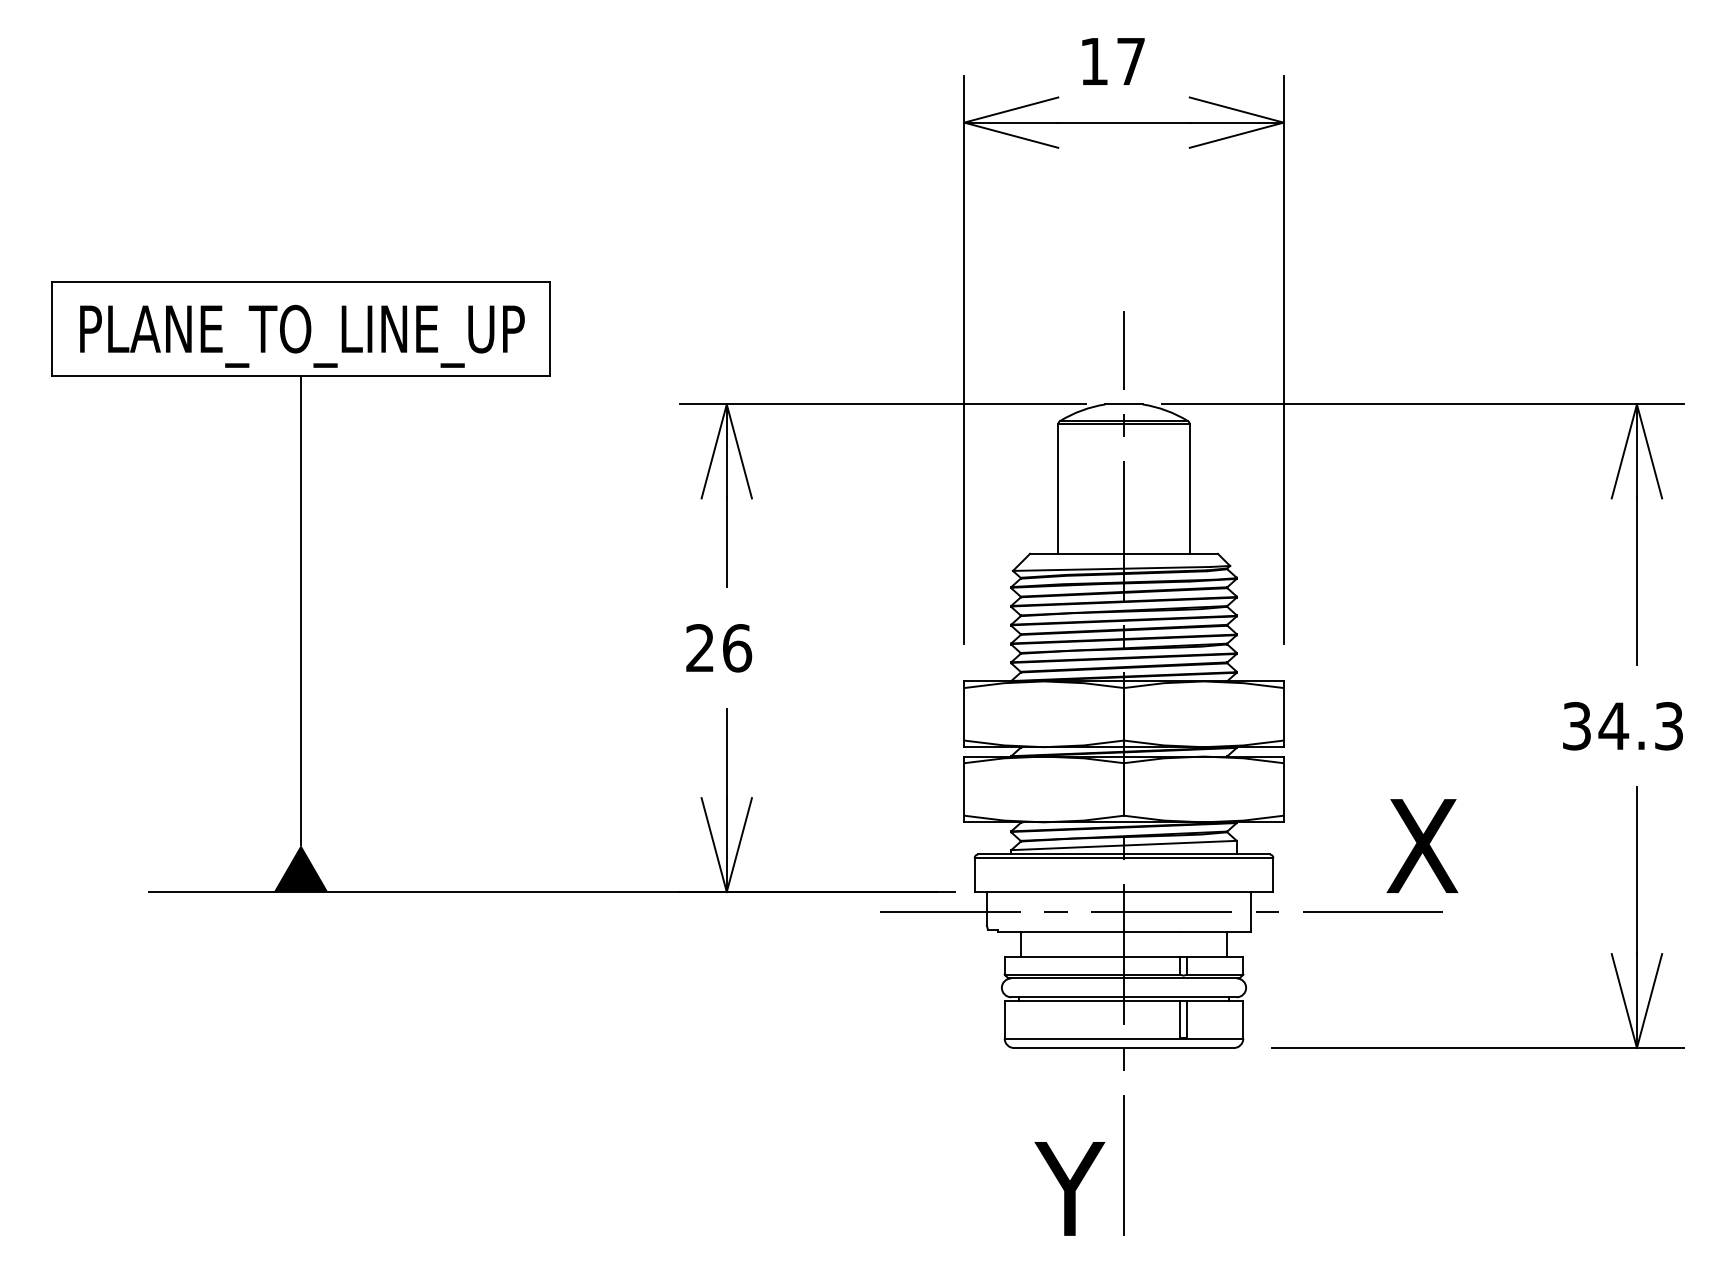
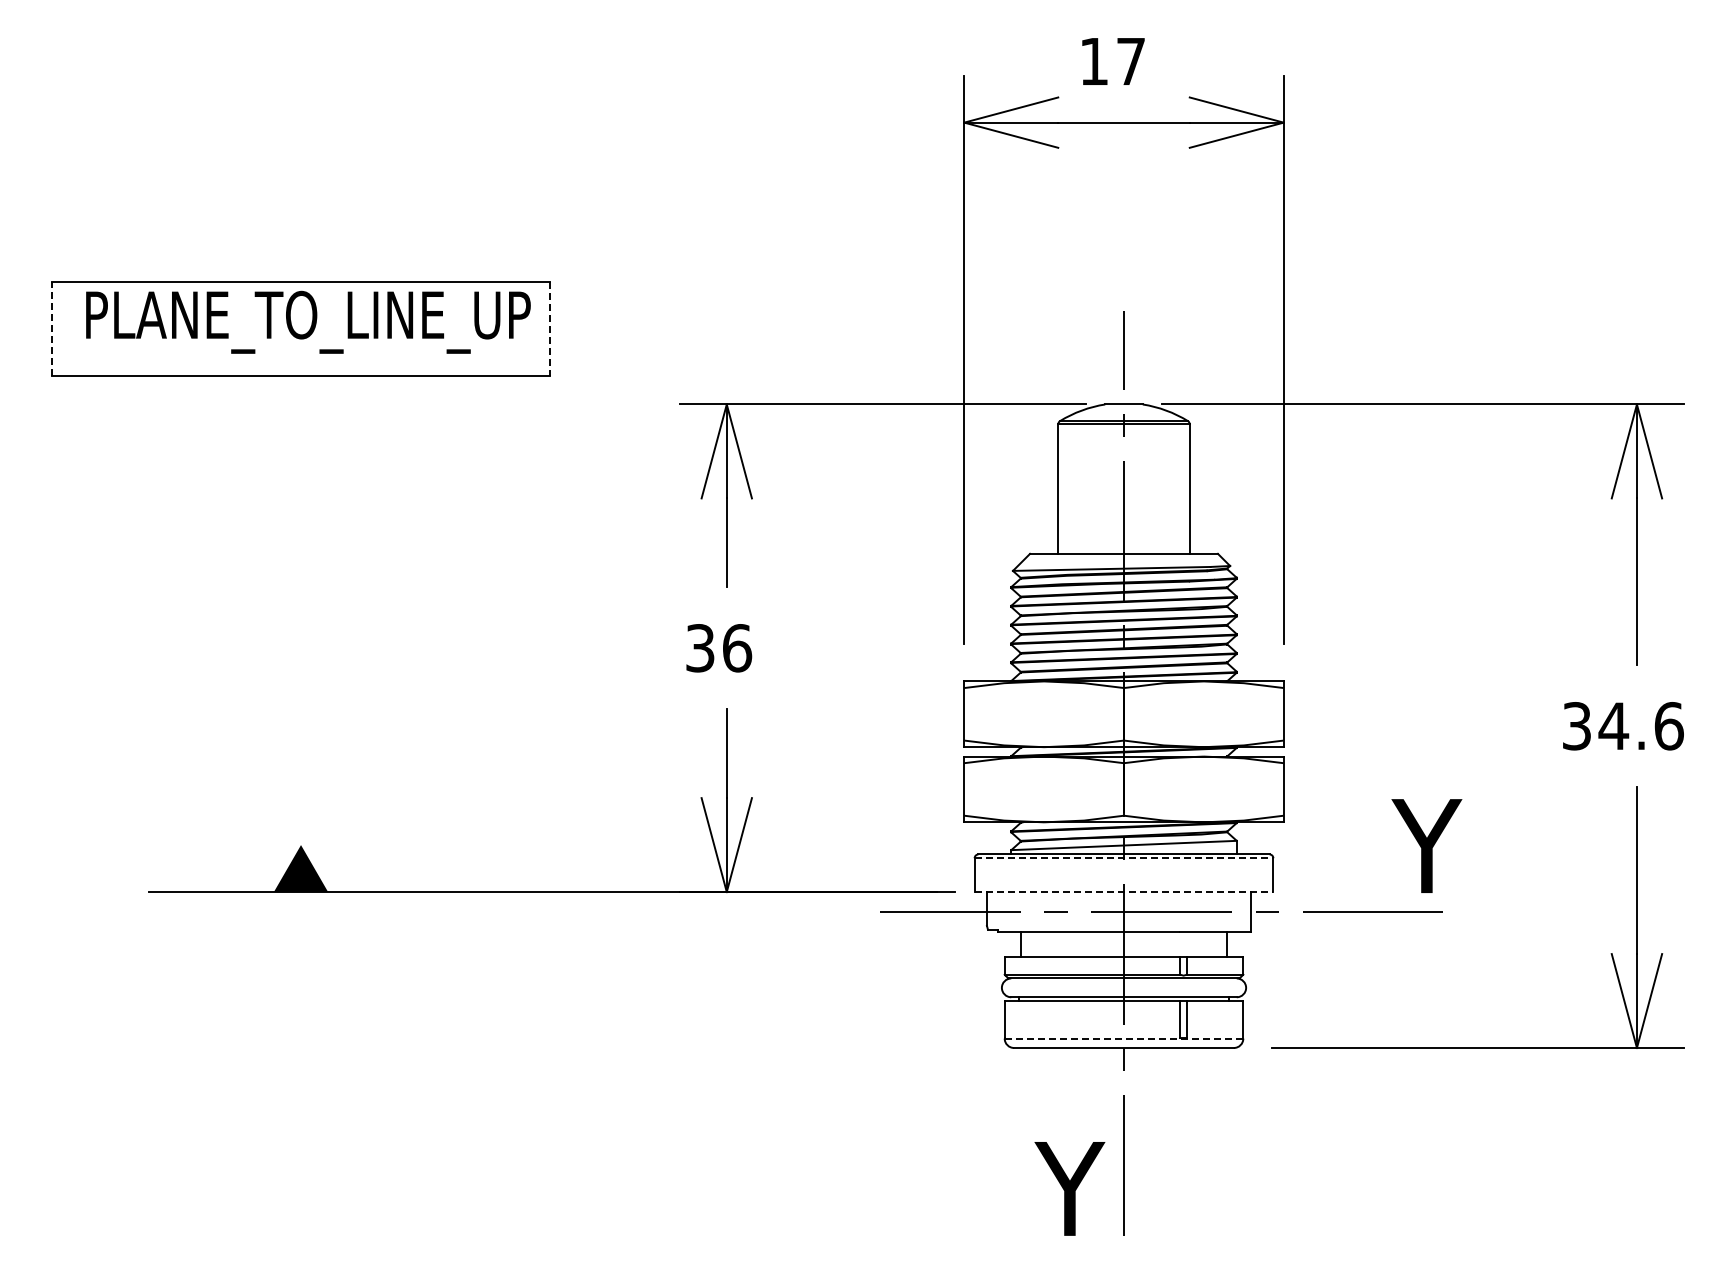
line: solid -> dashed (52, 329)
line: solid -> dashed (549, 329)
text position: (302, 335) -> (308, 321) (308, 321)
line: present -> none (301, 610)
text: 26 -> 36 (700, 648)
text: 34.3 -> 34.6 (1668, 726)
text: X -> Y (1424, 845)
line: solid -> dashed (1124, 858)
line: solid -> dashed (1124, 892)
line: solid -> dashed (1123, 1038)
